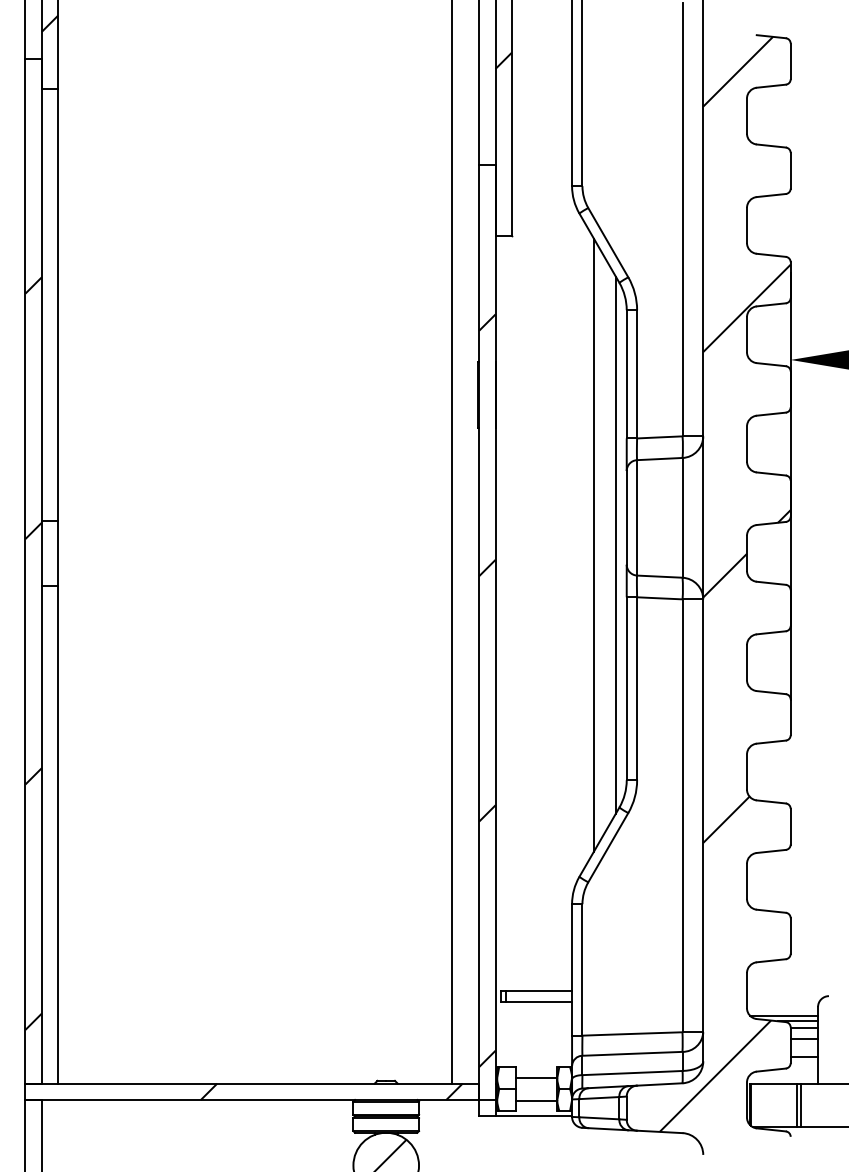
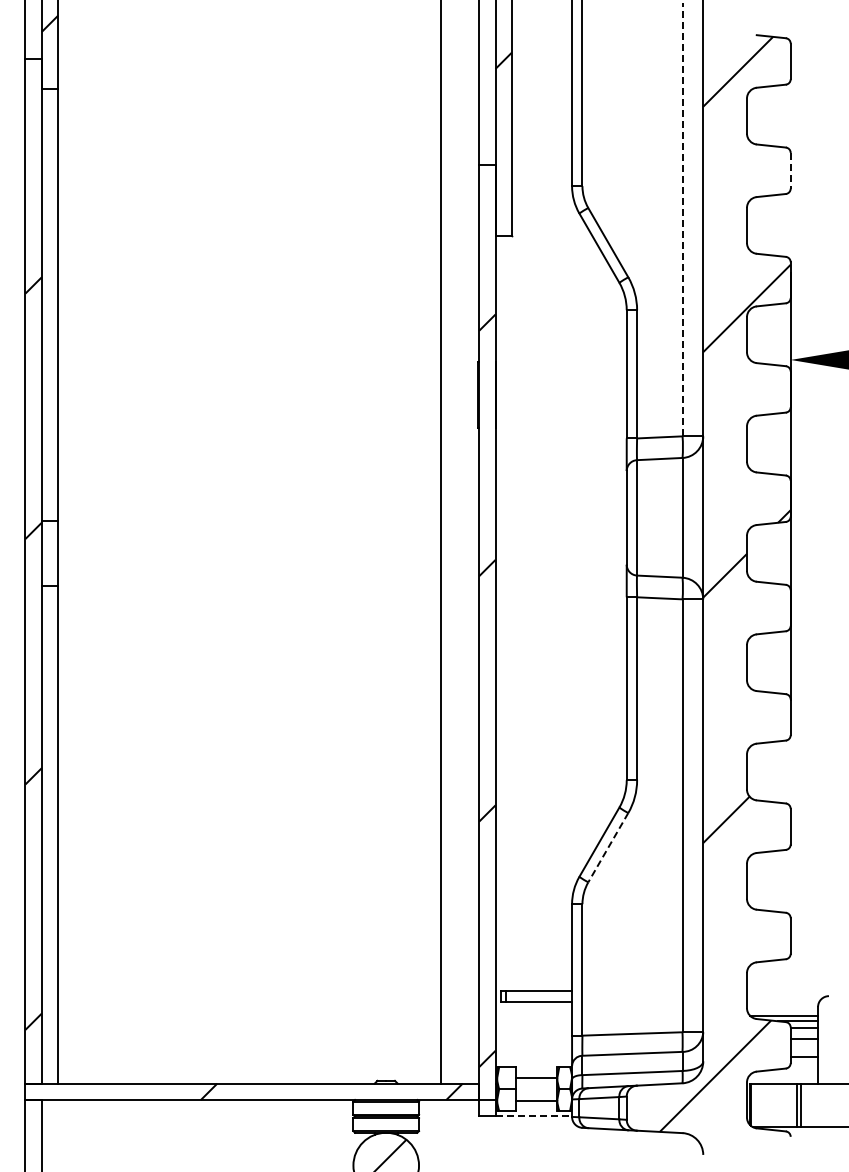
line: solid -> dashed (790, 170)
line: solid -> dashed (682, 219)
line position: (451, 542) -> (440, 542) (440, 542)
line: present -> none (593, 544)
line: present -> none (615, 544)
line: solid -> dashed (608, 848)
line: solid -> dashed (534, 1116)
